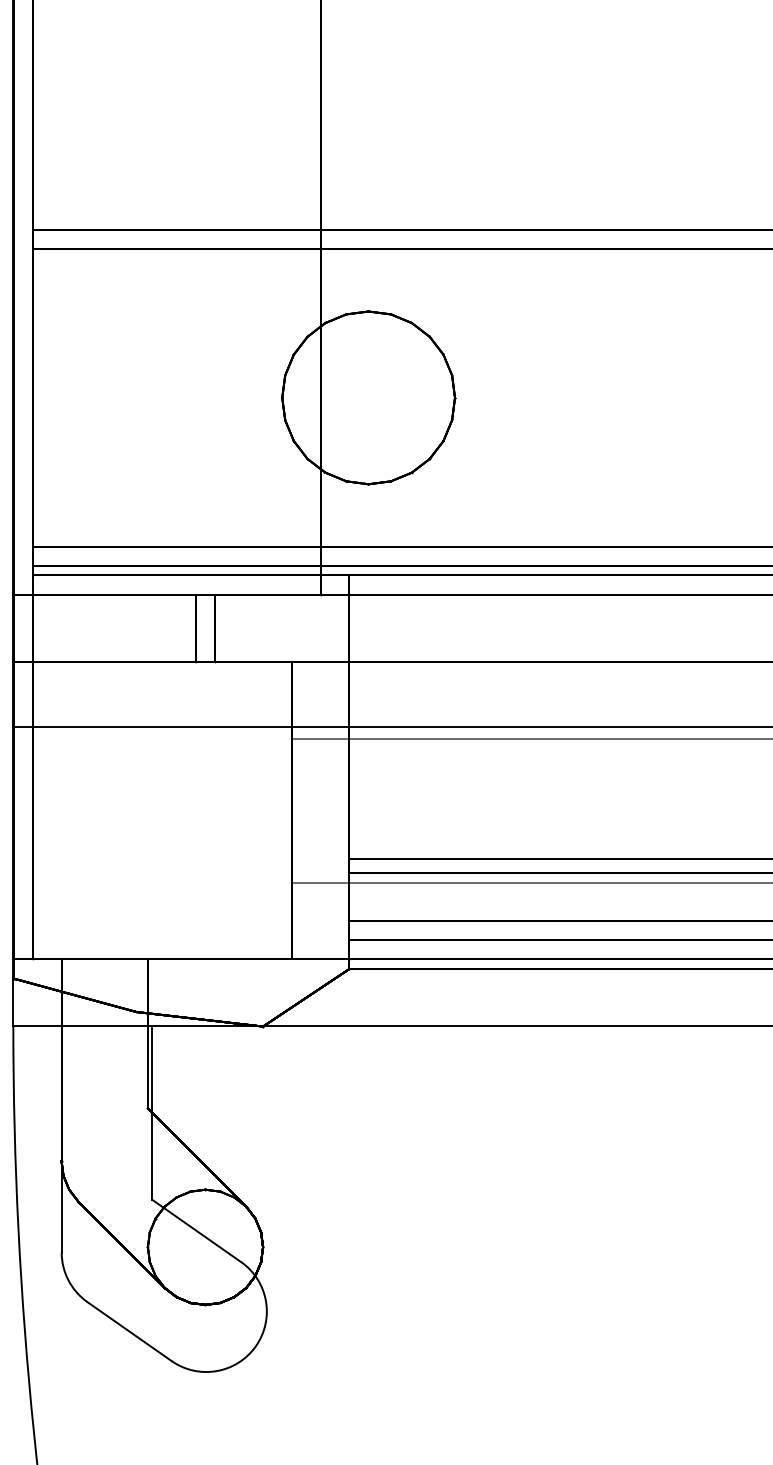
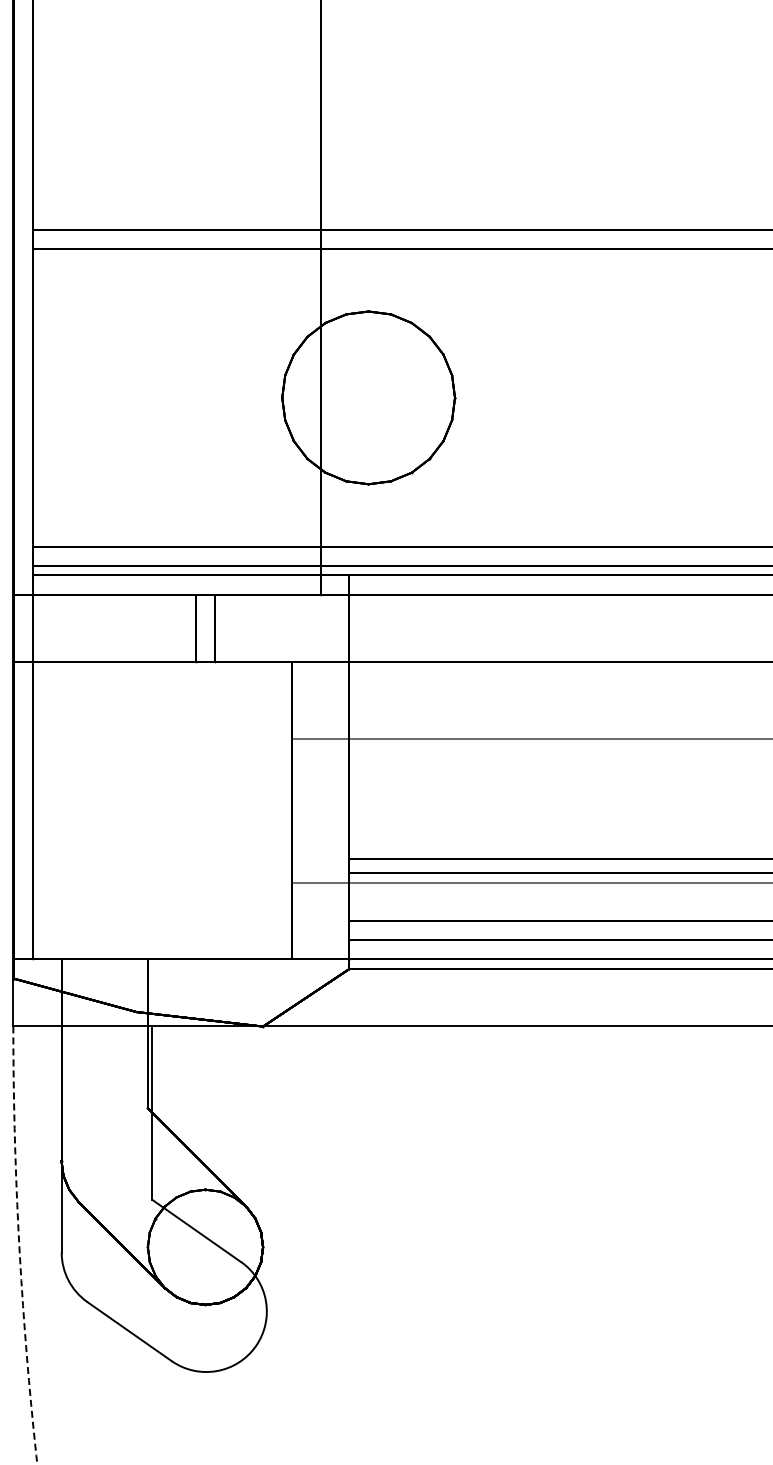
line: present -> none (391, 727)
arc: solid -> dashed (19, 1246)
